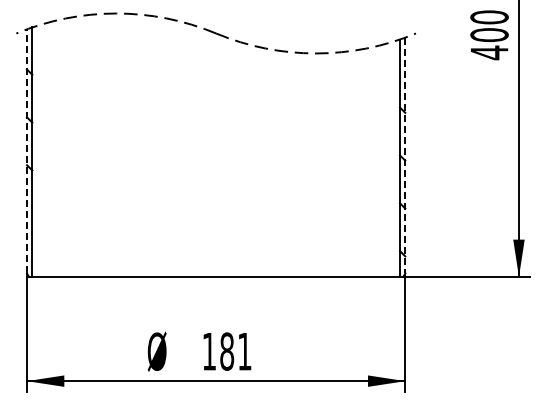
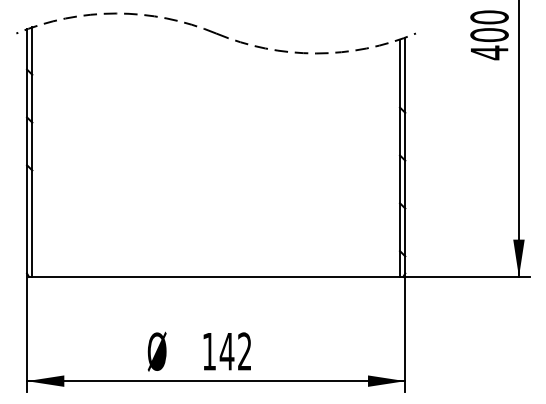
line: dashed -> solid (27, 150)
line: dashed -> solid (405, 155)
text: 181 -> 142 (235, 351)
